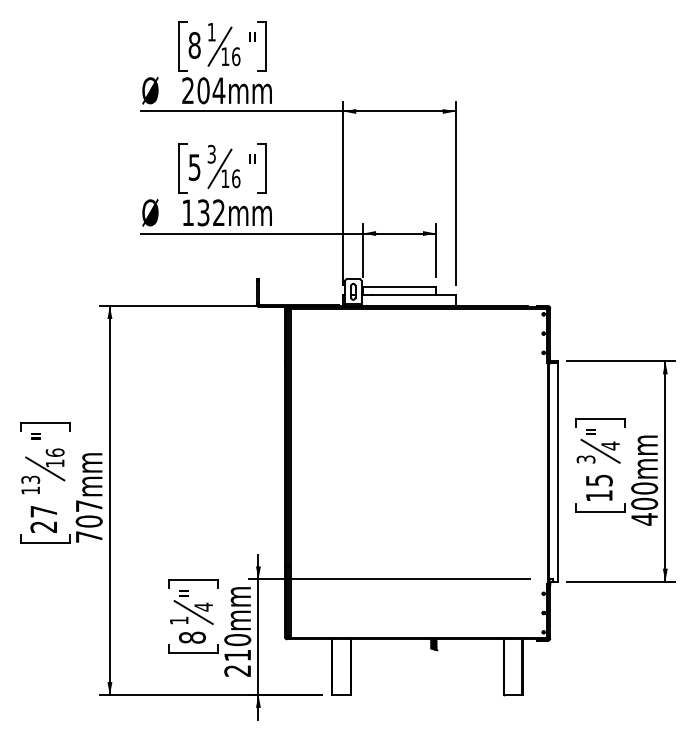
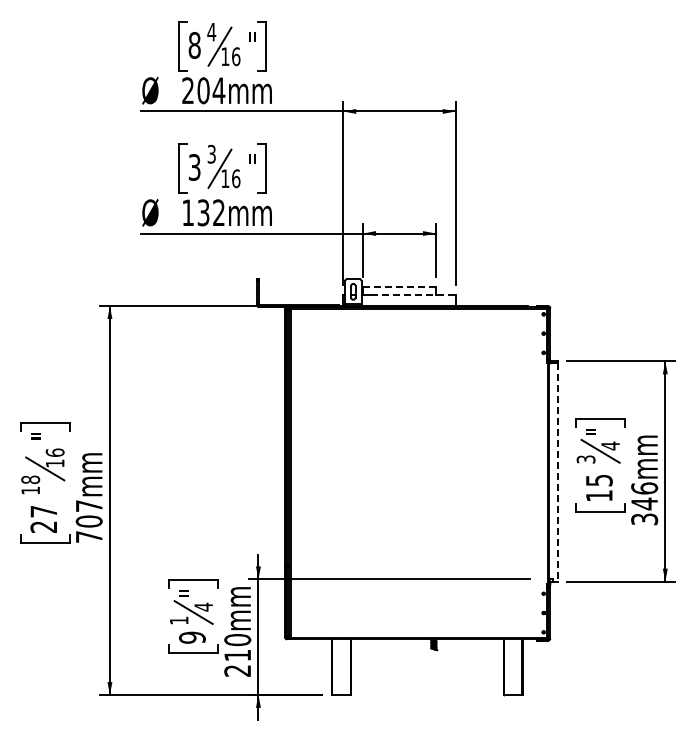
text: 1 -> 4 (211, 32)
text: 5 -> 3 (194, 167)
line: solid -> dashed (400, 287)
line: solid -> dashed (413, 294)
line: solid -> dashed (557, 472)
text: 13 -> 18 (30, 479)
text: 400mm -> 346mm (644, 503)
text: 8 -> 9 (192, 637)
